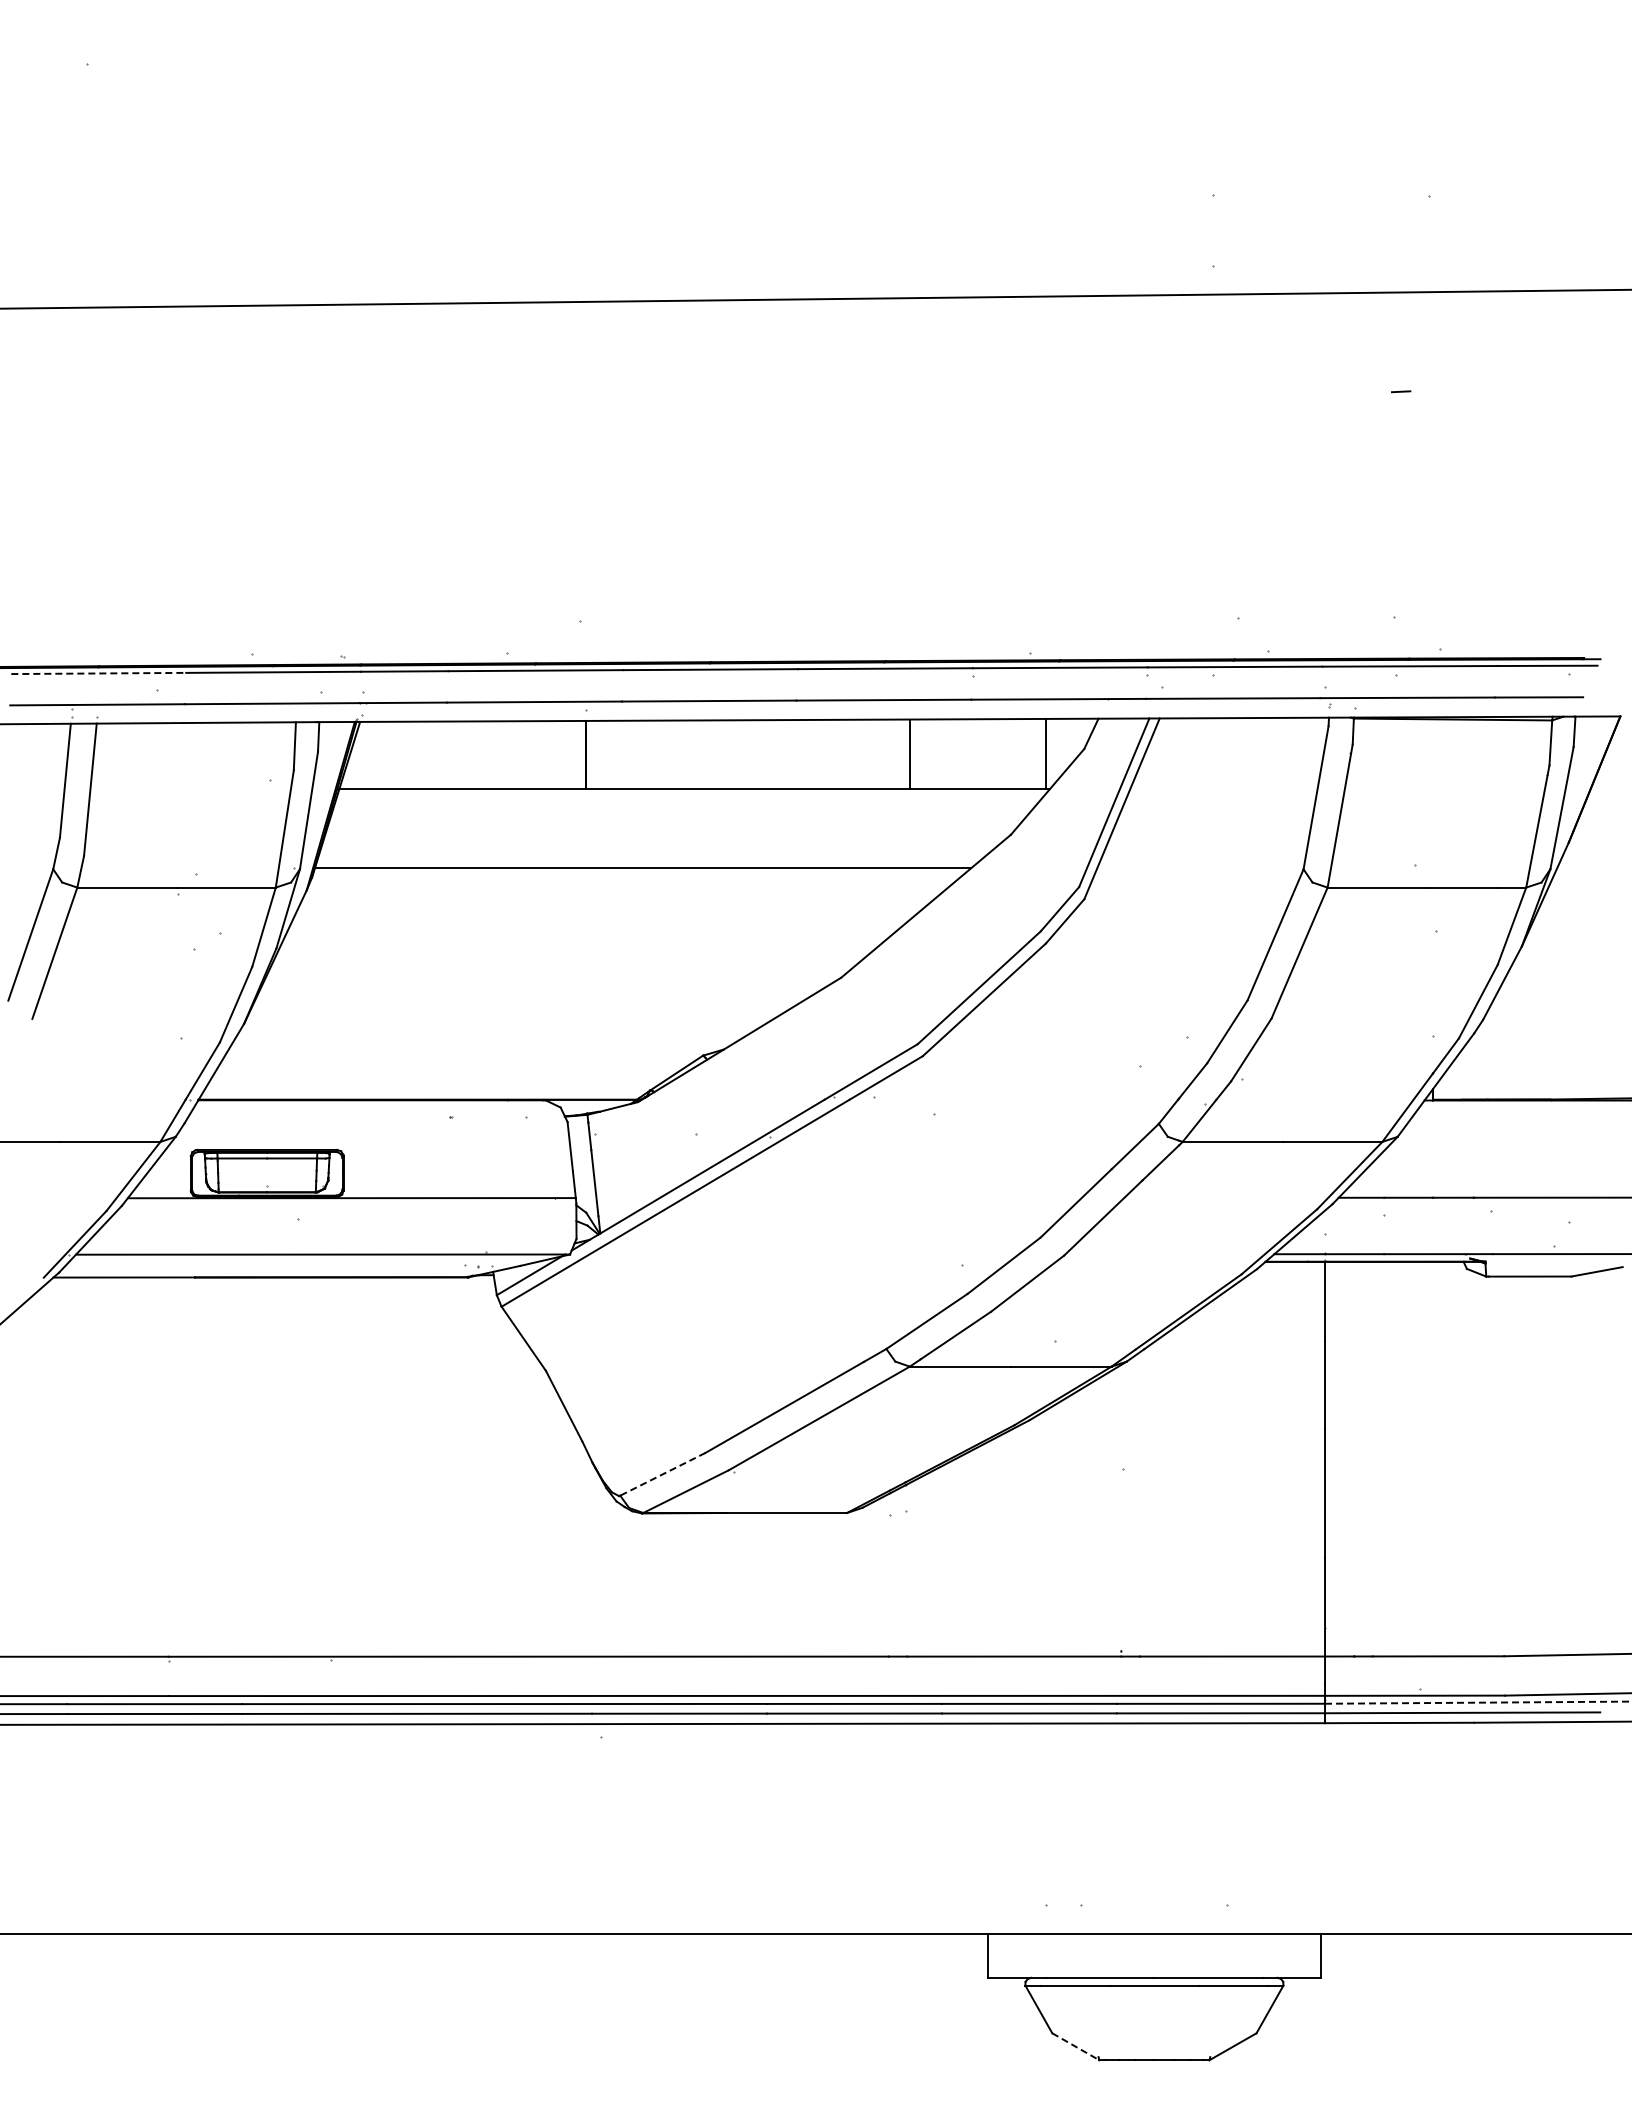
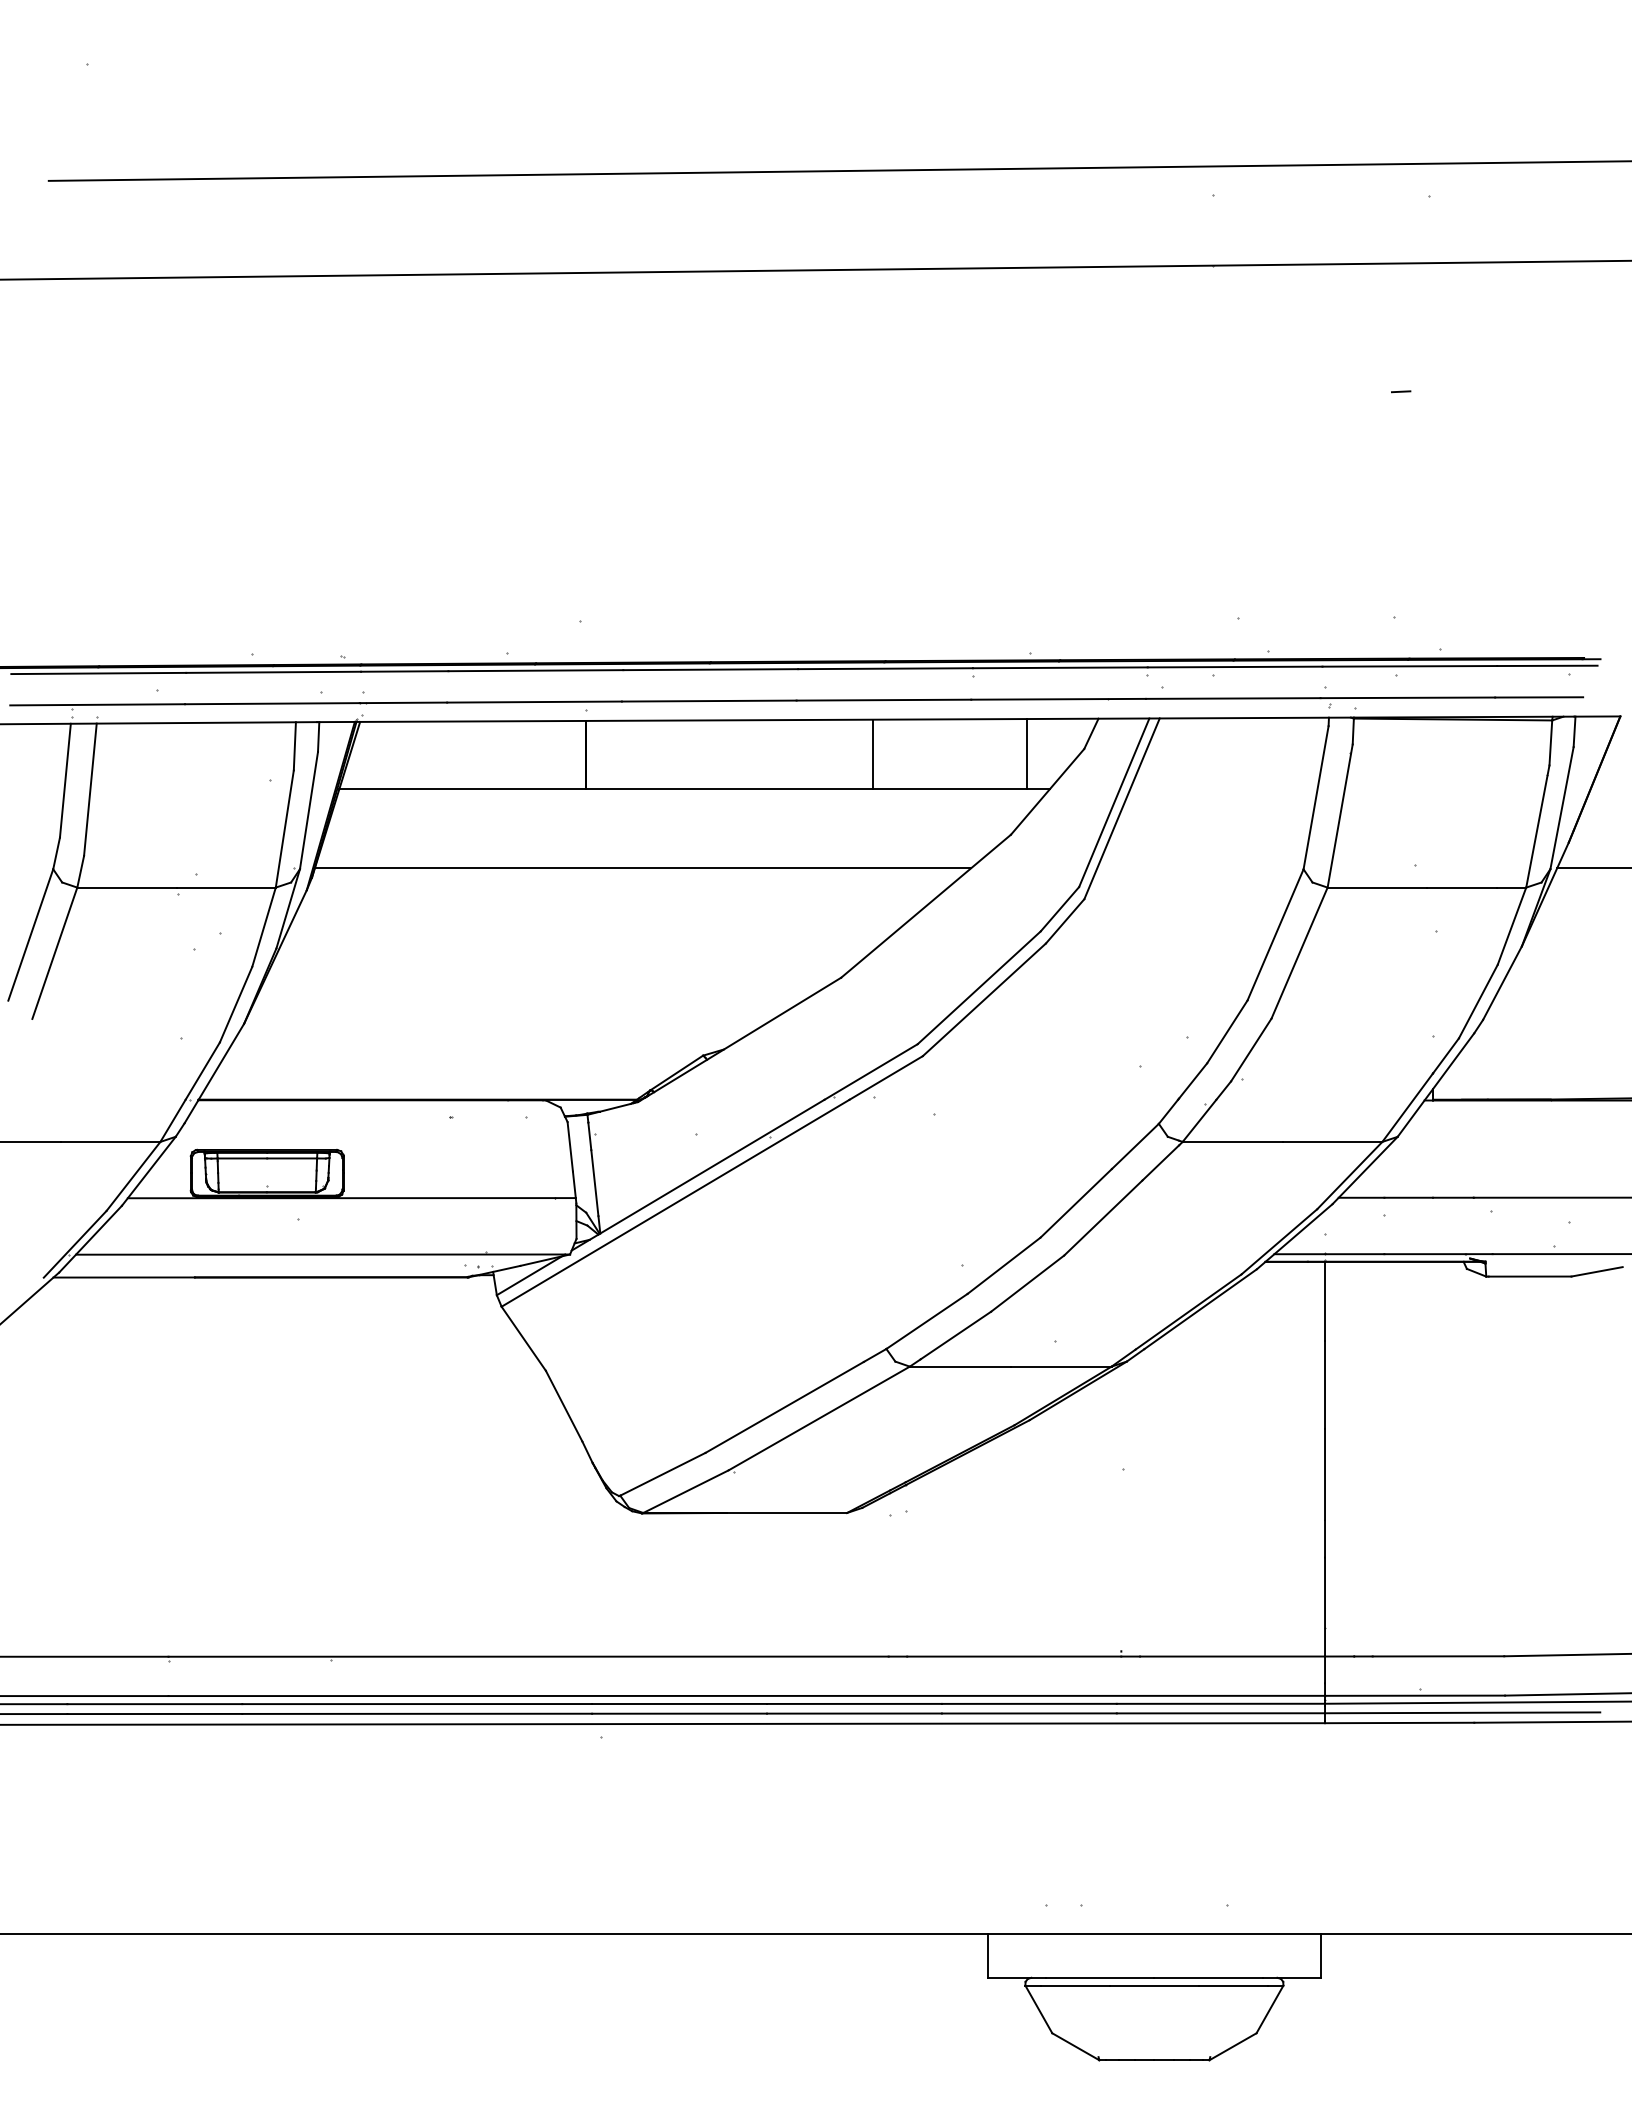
line: none -> present (838, 170)
line position: (815, 298) -> (815, 269) (815, 269)
line: dashed -> solid (99, 673)
line position: (910, 753) -> (873, 753) (873, 753)
line position: (1046, 753) -> (1027, 753) (1027, 753)
line: none -> present (1592, 868)
line: dashed -> solid (662, 1474)
line: dashed -> solid (1478, 1702)
line: dashed -> solid (1076, 2047)
